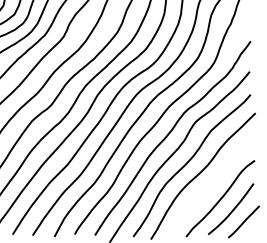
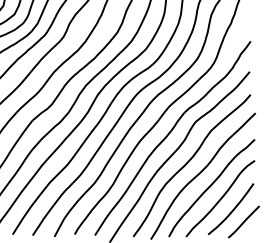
curve: none -> present (210, 187)
